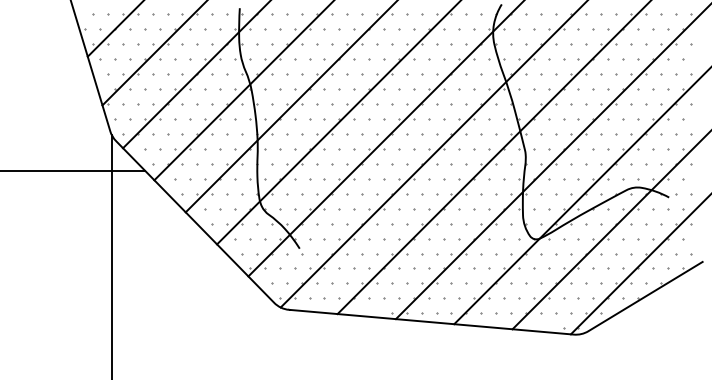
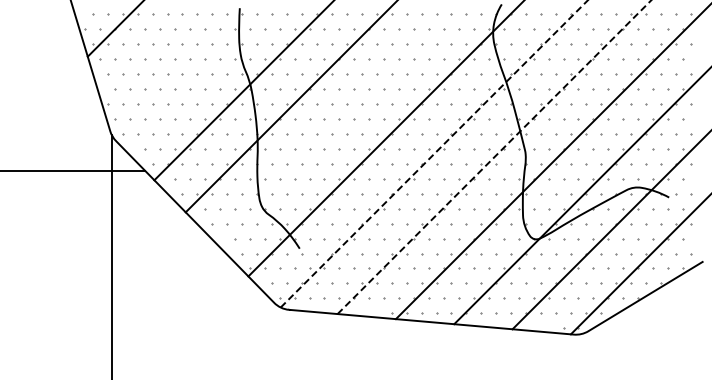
line: present -> none (153, 53)
line: present -> none (195, 75)
line: present -> none (337, 123)
line: solid -> dashed (434, 153)
line: solid -> dashed (494, 157)
